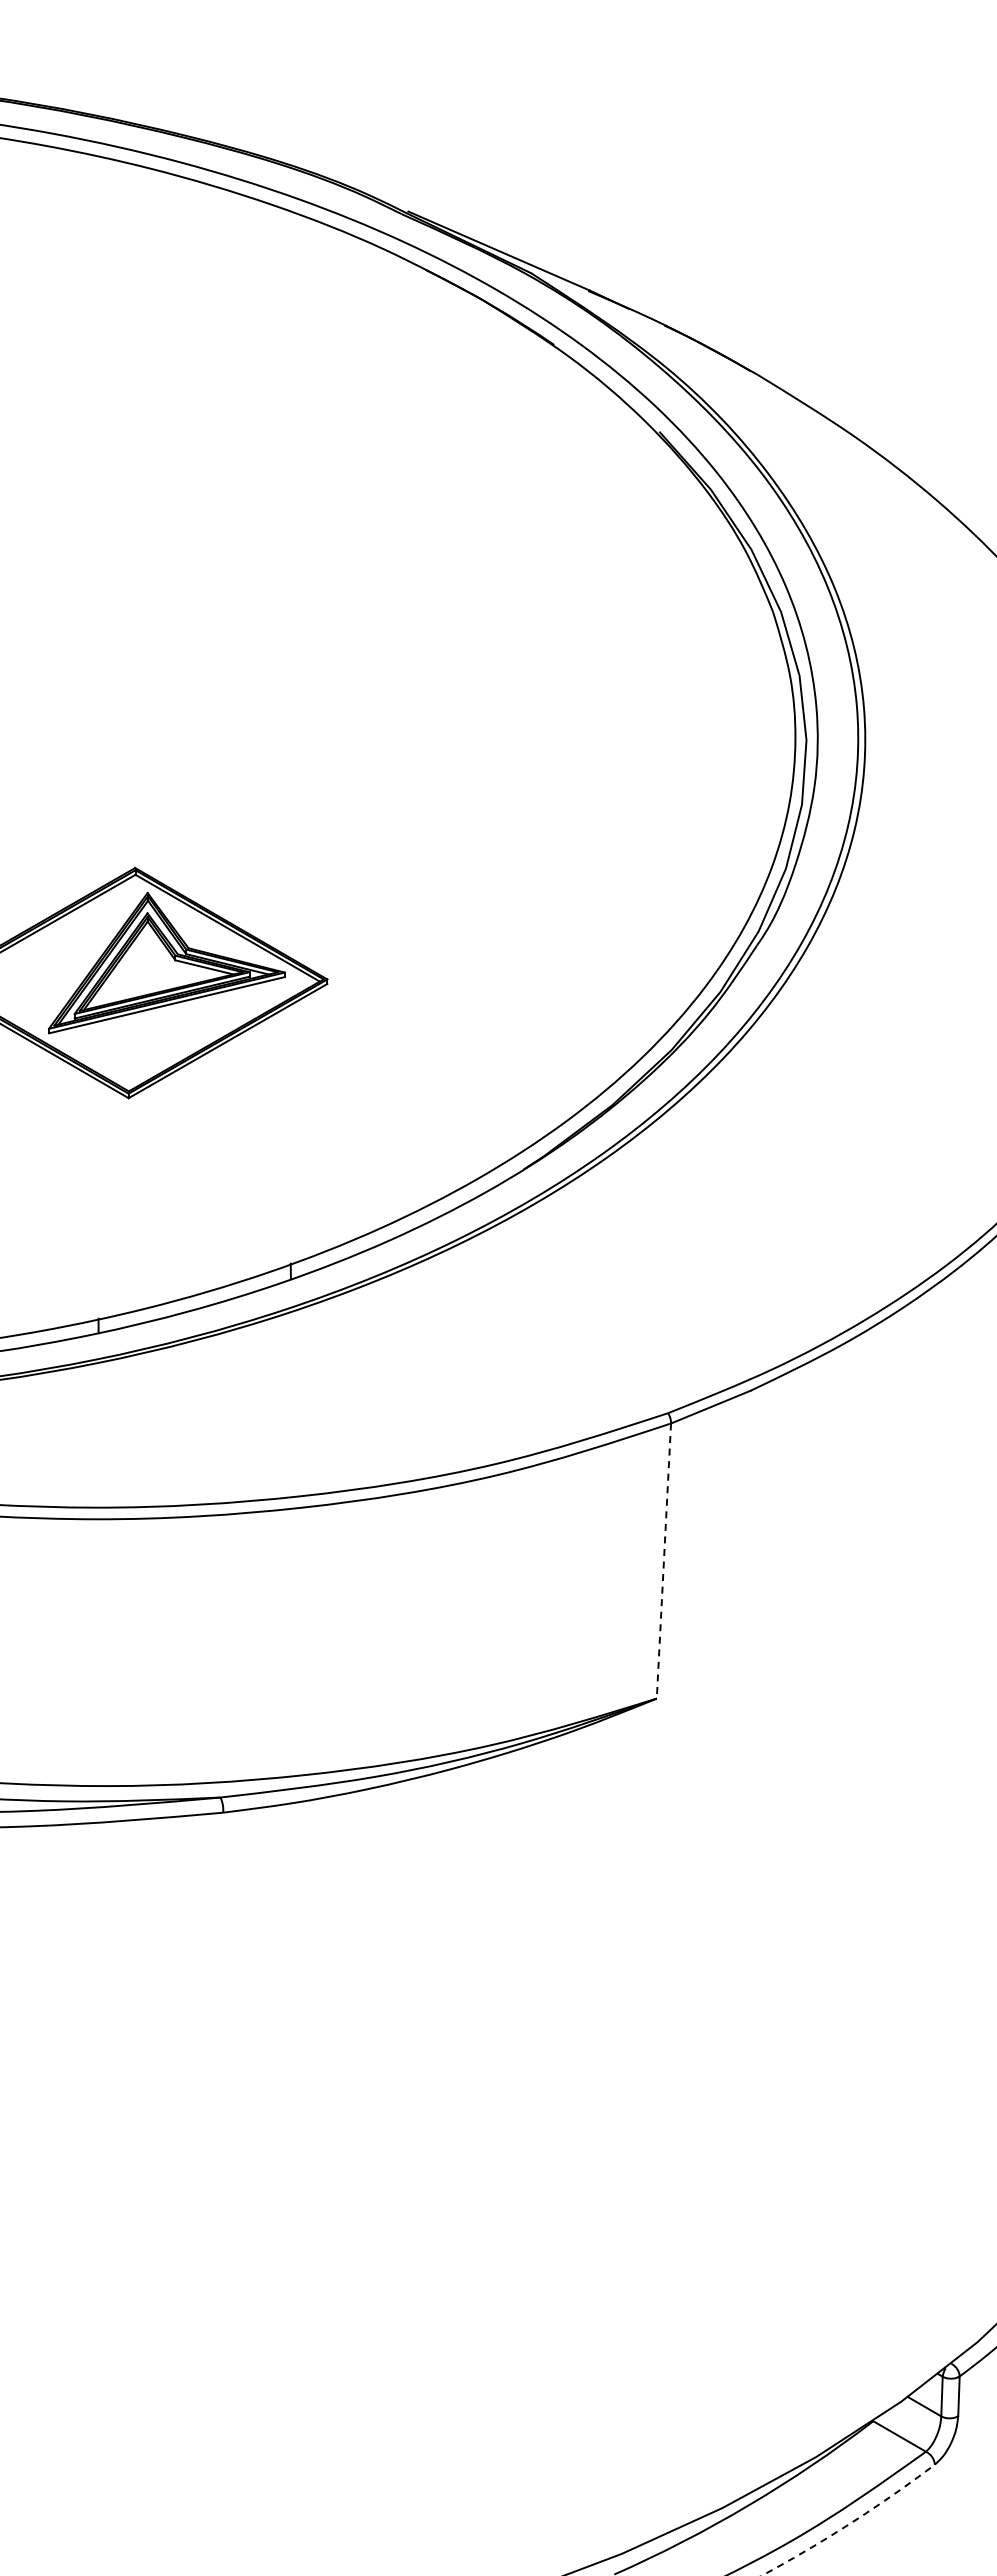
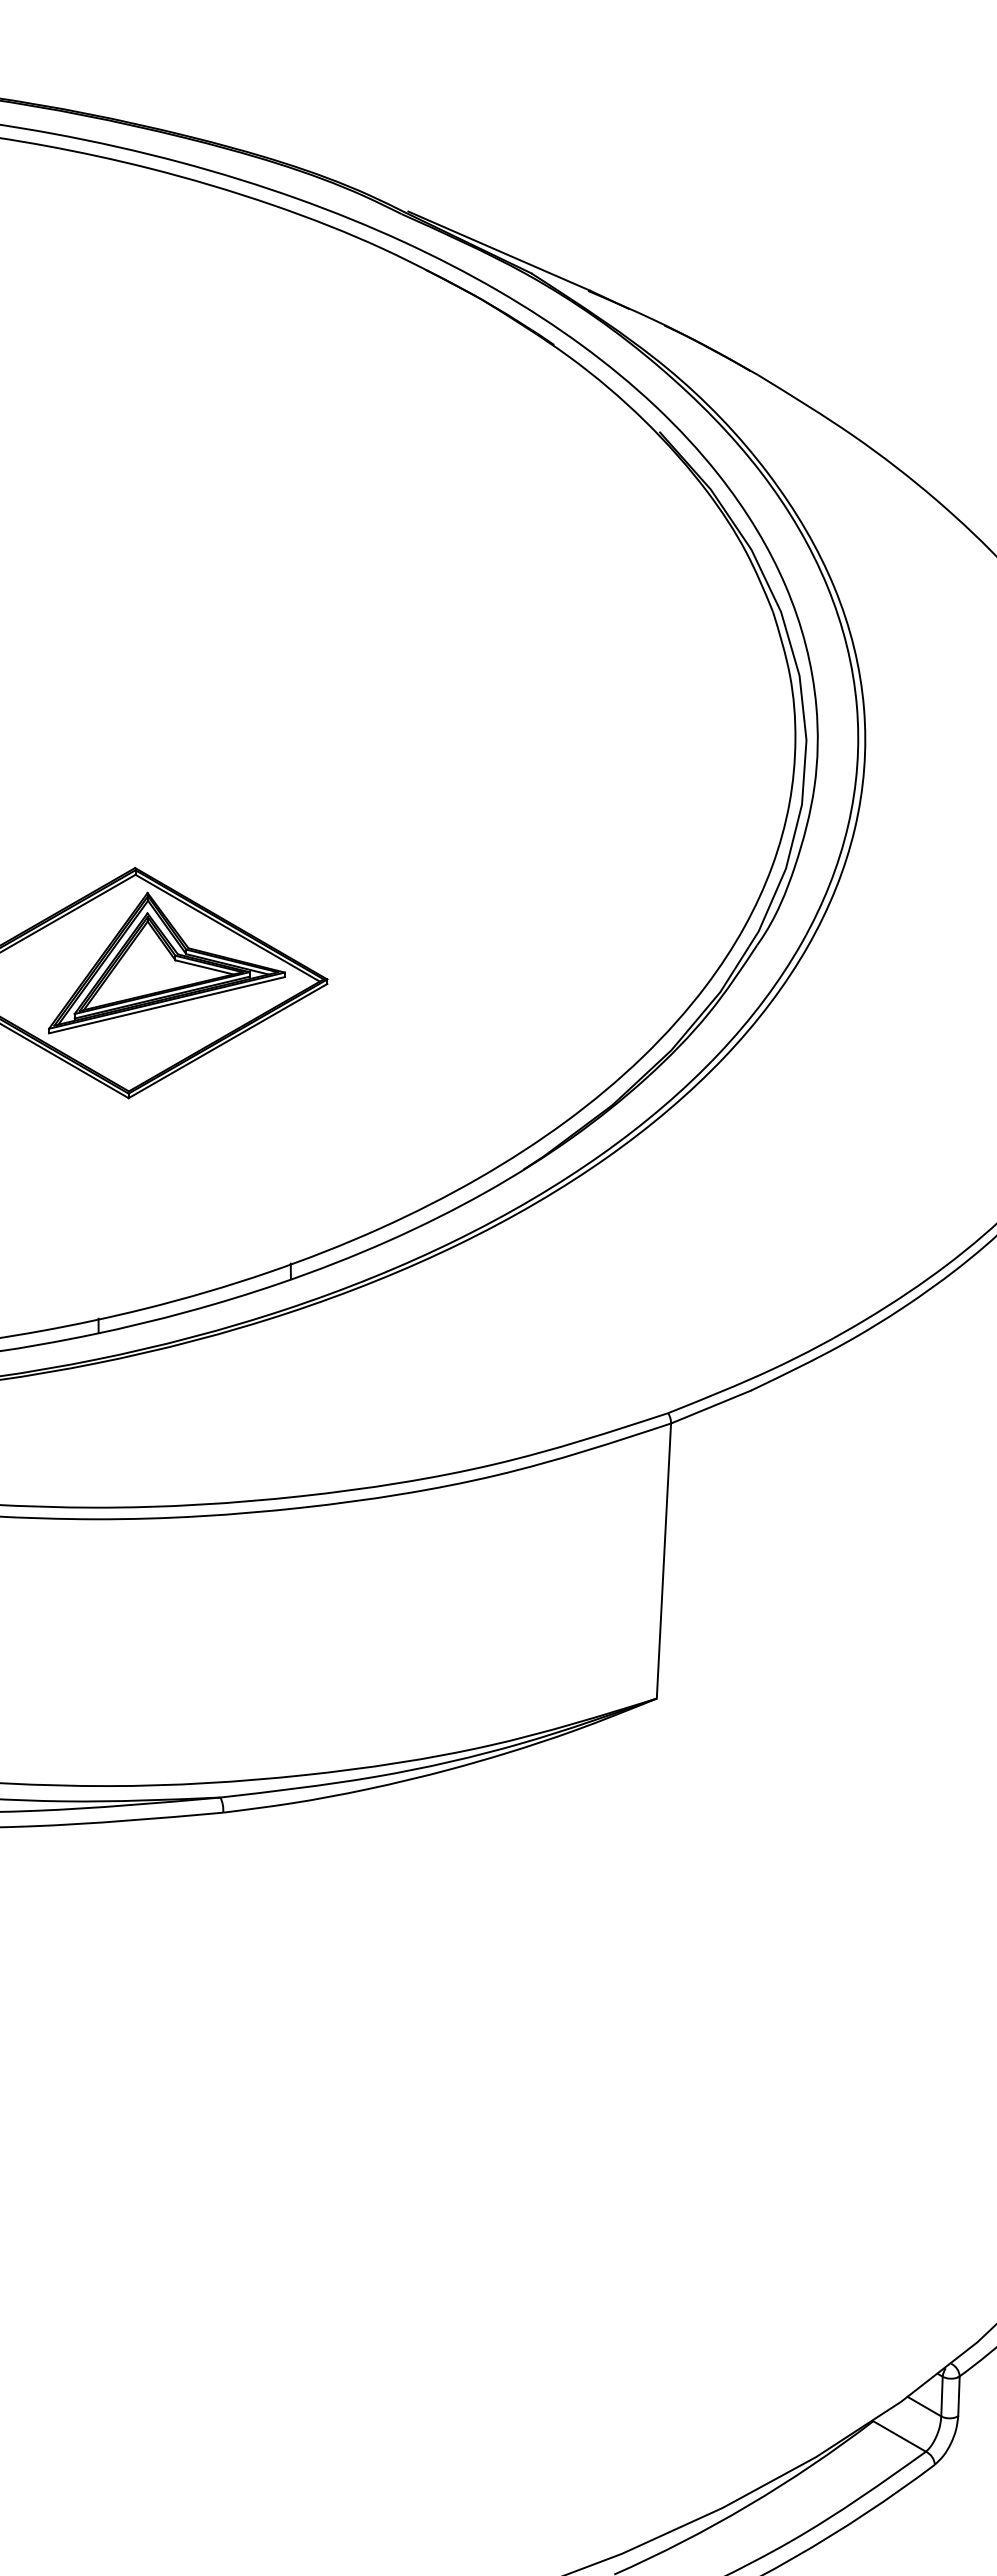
line: dashed -> solid (663, 1561)
arc: dashed -> solid (850, 2523)
